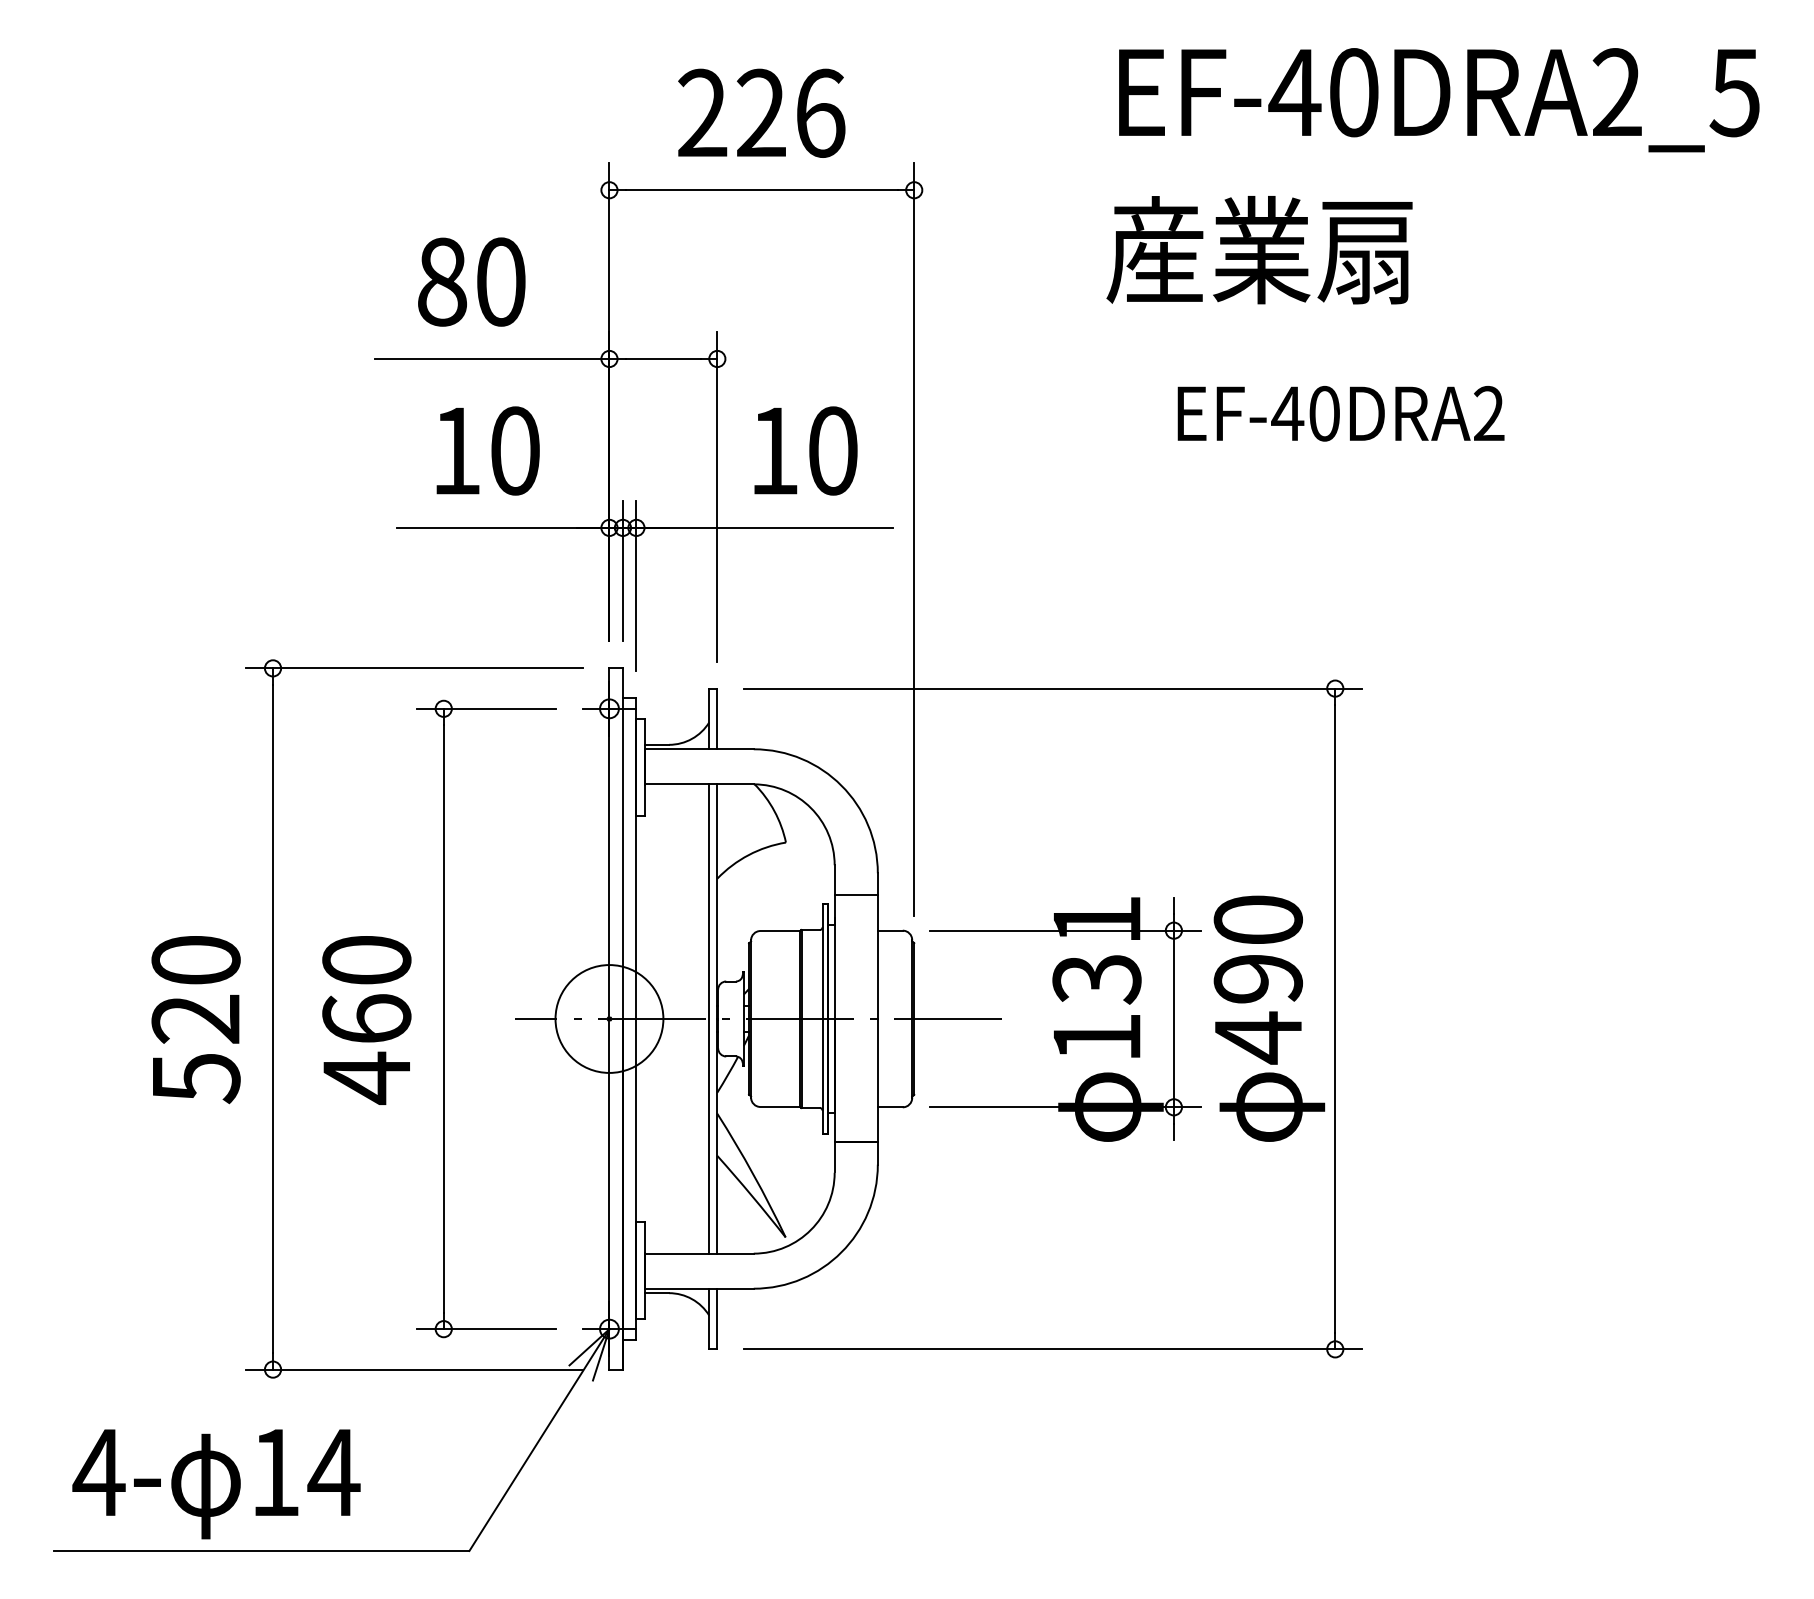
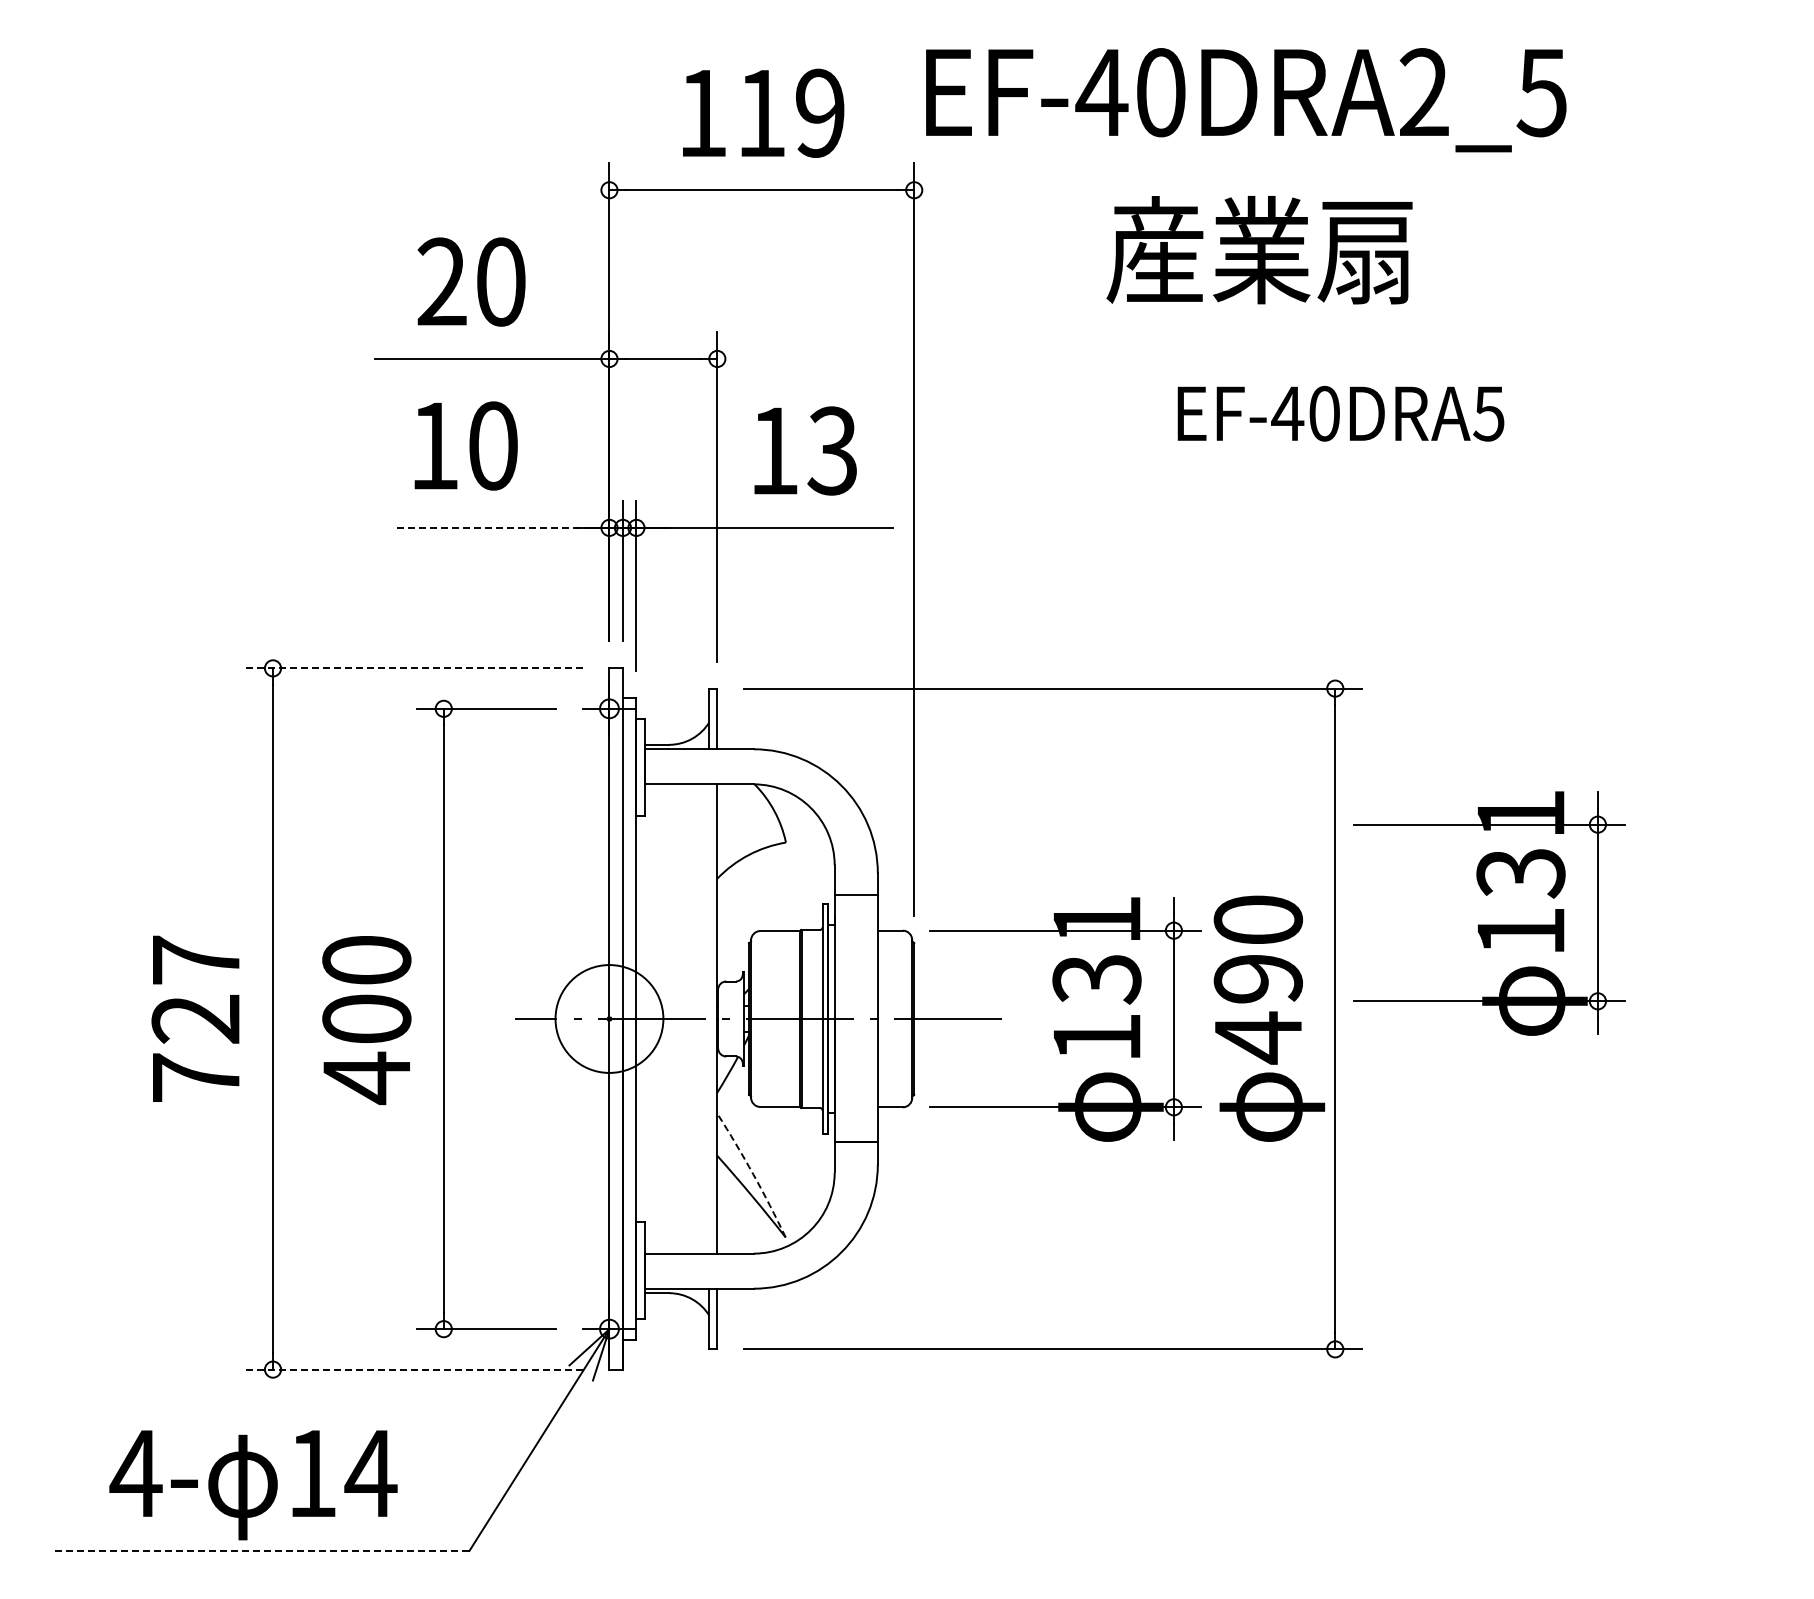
text position: (1439, 100) -> (1246, 100) (1246, 100)
text: 226 -> 119 (761, 112)
text: 80 -> 20 (441, 281)
text: EF-40DRA2 -> EF-40DRA5 (1488, 413)
text position: (487, 450) -> (465, 445) (465, 445)
text: 10 -> 13 (832, 450)
line: solid -> dashed (503, 527)
line: solid -> dashed (413, 668)
part: none -> present (1489, 924)
text: 460 -> 400 (366, 1018)
line: present -> none (709, 1018)
text: 520 -> 727 (195, 1019)
arc: solid -> dashed (753, 1174)
line: solid -> dashed (413, 1369)
text position: (216, 1484) -> (253, 1485) (253, 1485)
line: solid -> dashed (261, 1550)
